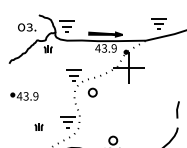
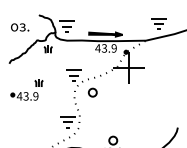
text position: (27, 27) -> (20, 27) (20, 27)
line: present -> none (177, 109)
part position: (38, 126) -> (38, 82) (38, 82)
